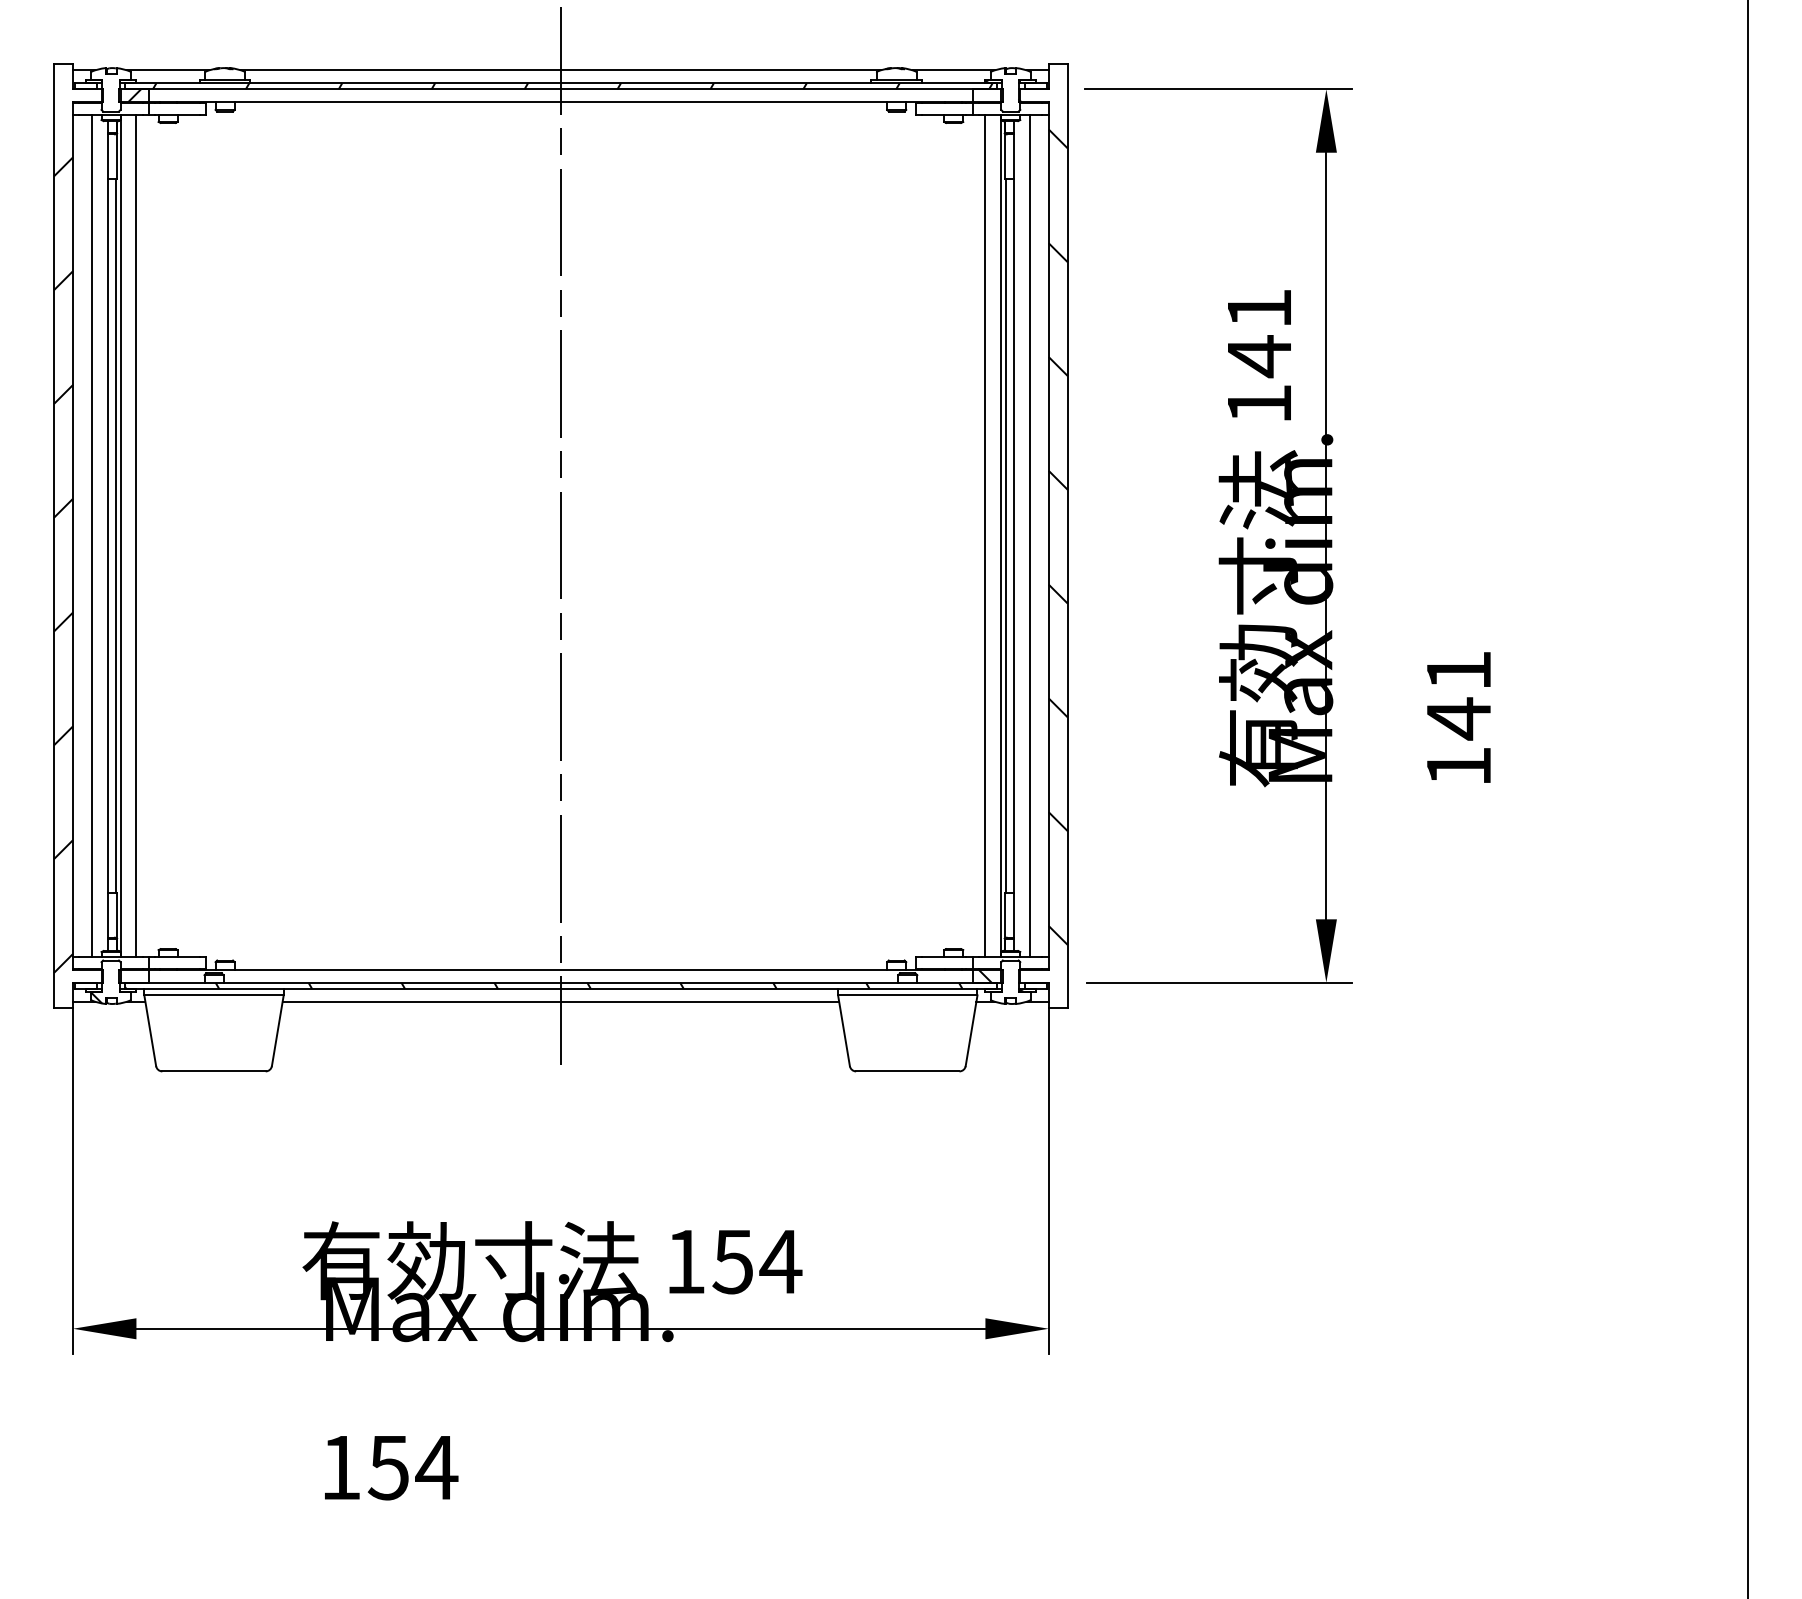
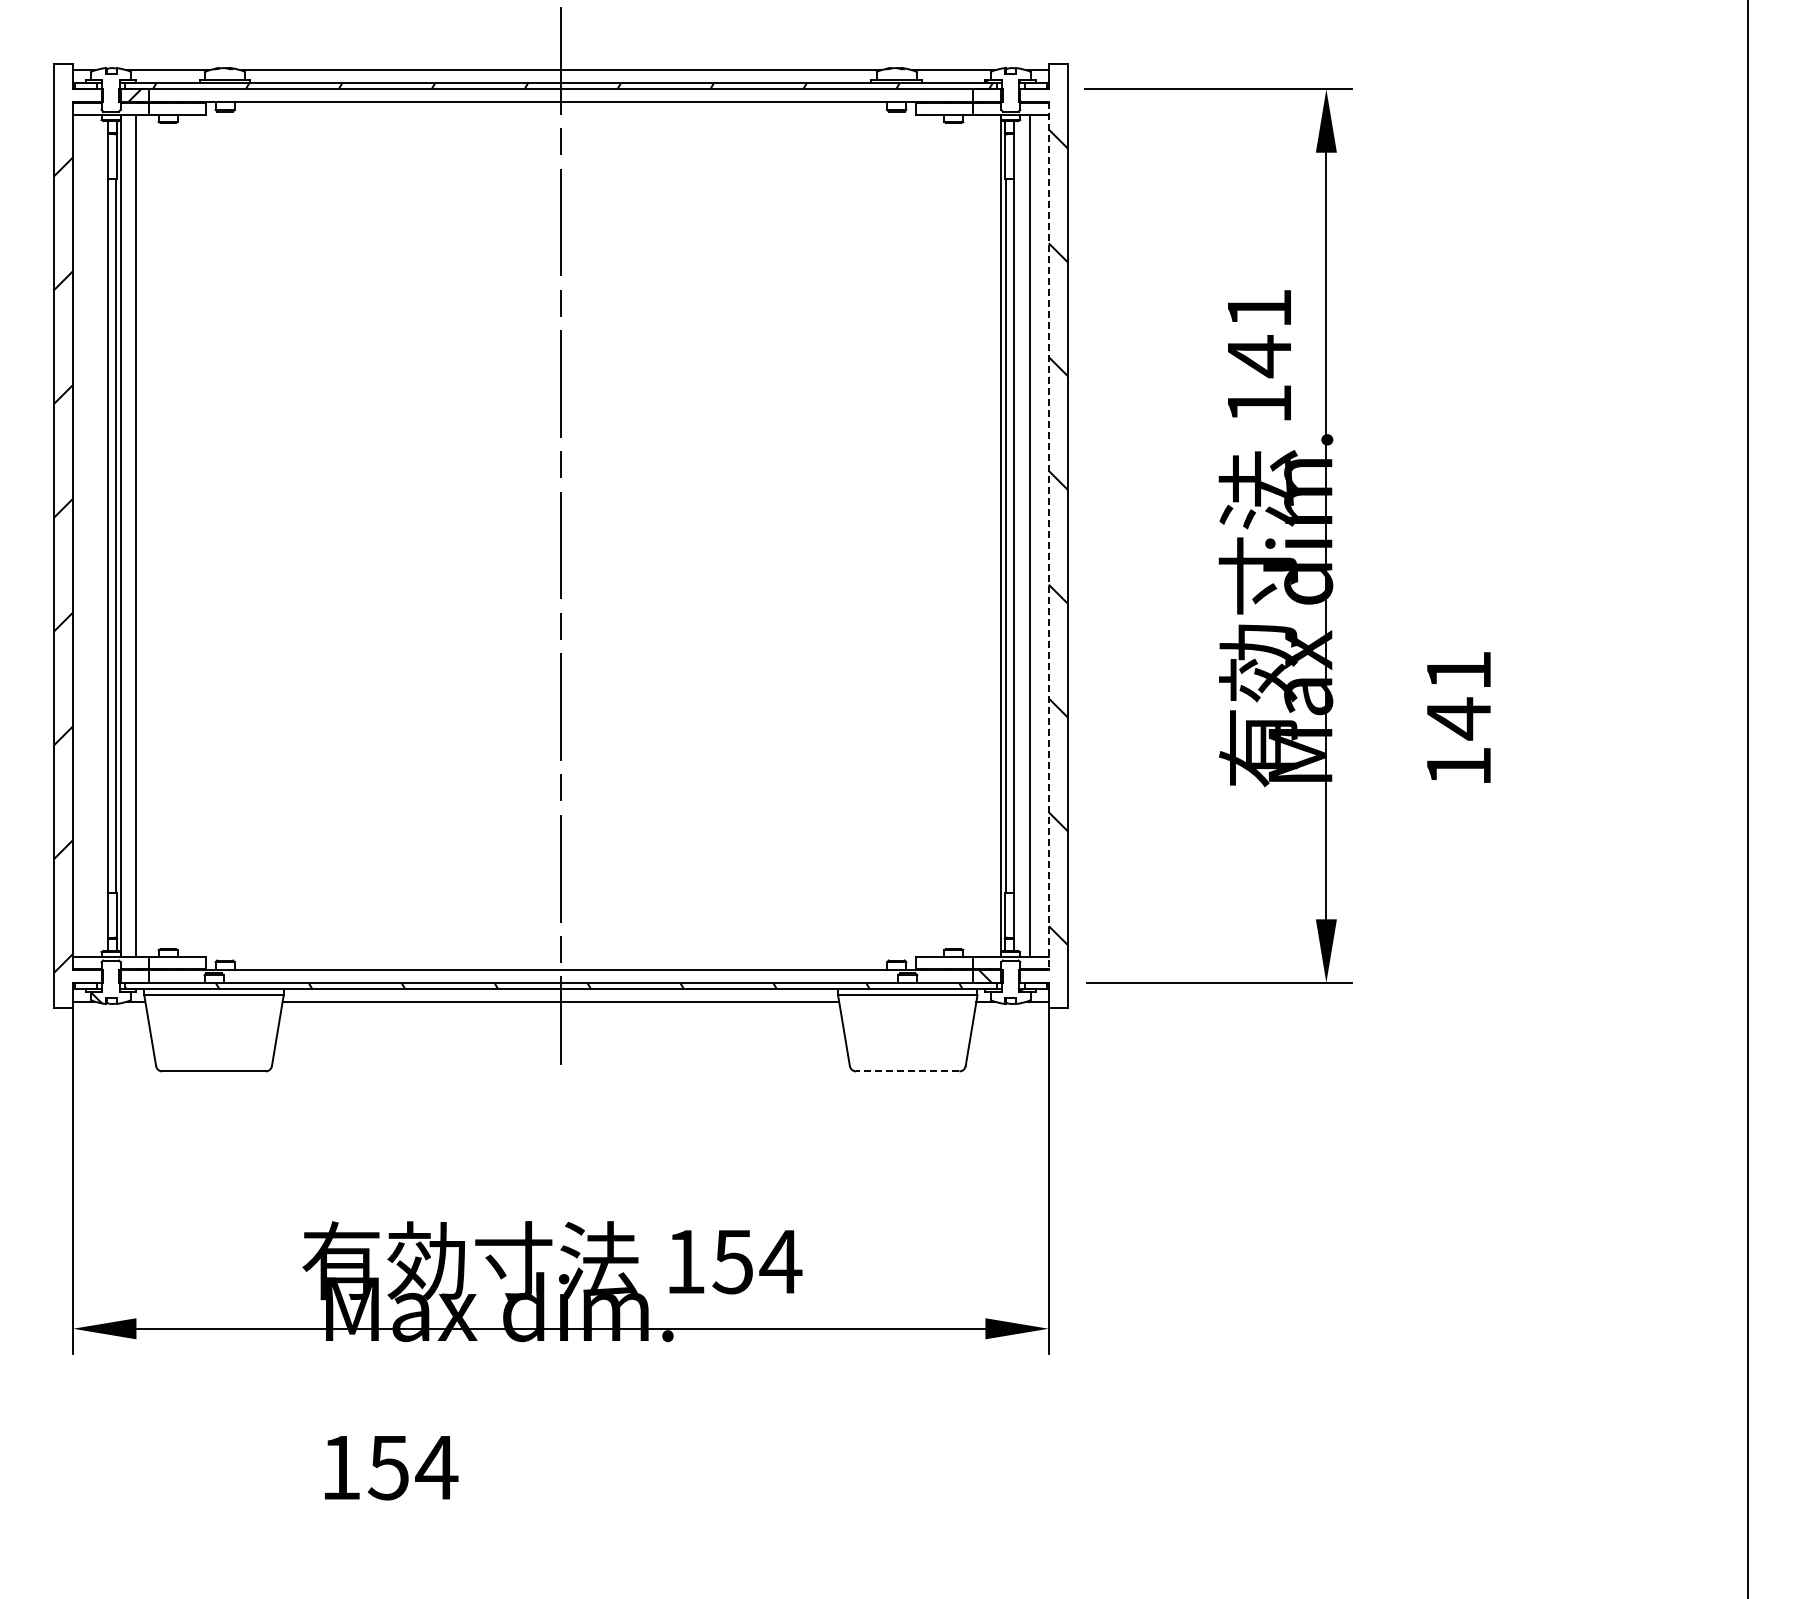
line: present -> none (92, 535)
line: present -> none (985, 535)
line: solid -> dashed (1048, 536)
line: solid -> dashed (907, 1071)
